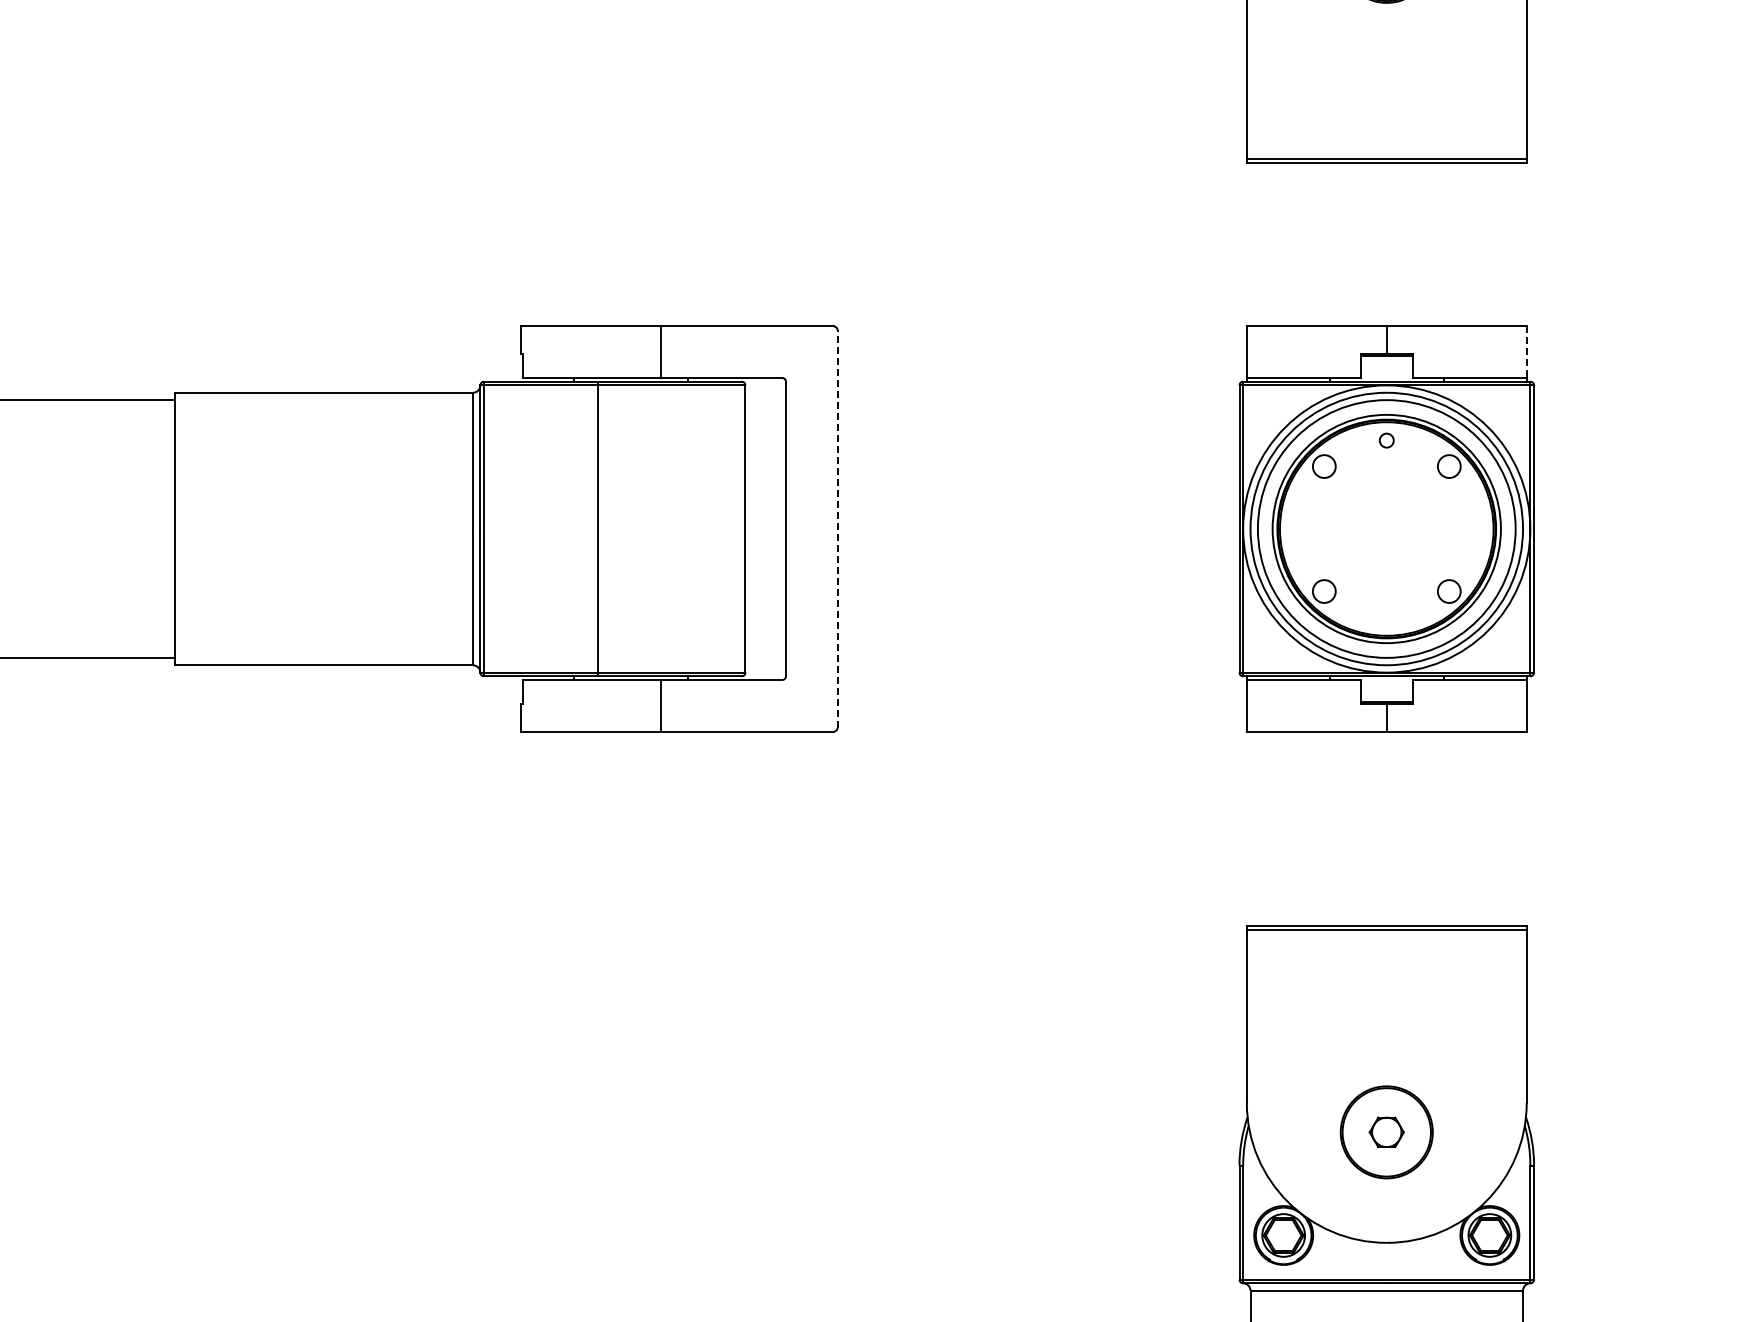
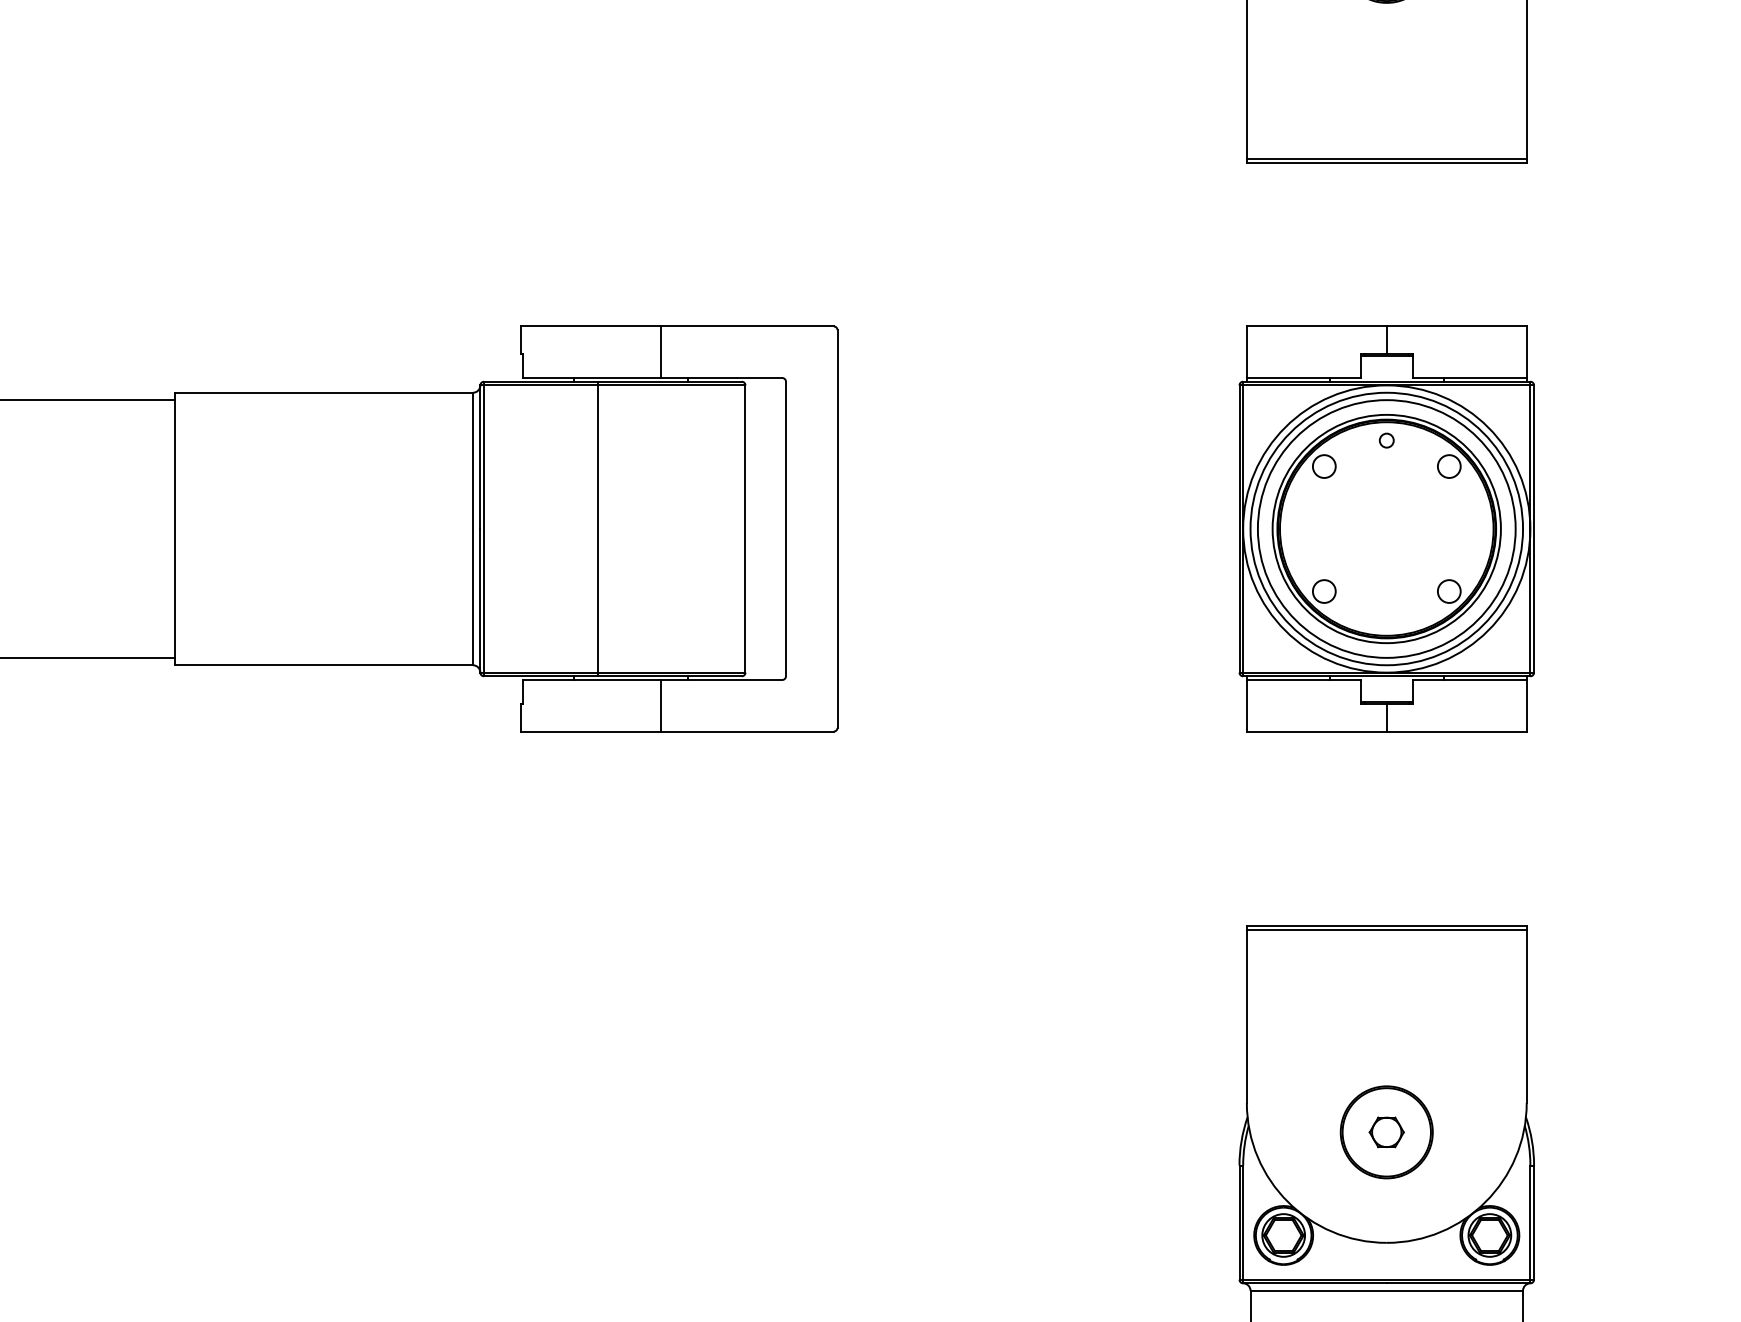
line: dashed -> solid (1526, 352)
line: dashed -> solid (837, 529)
